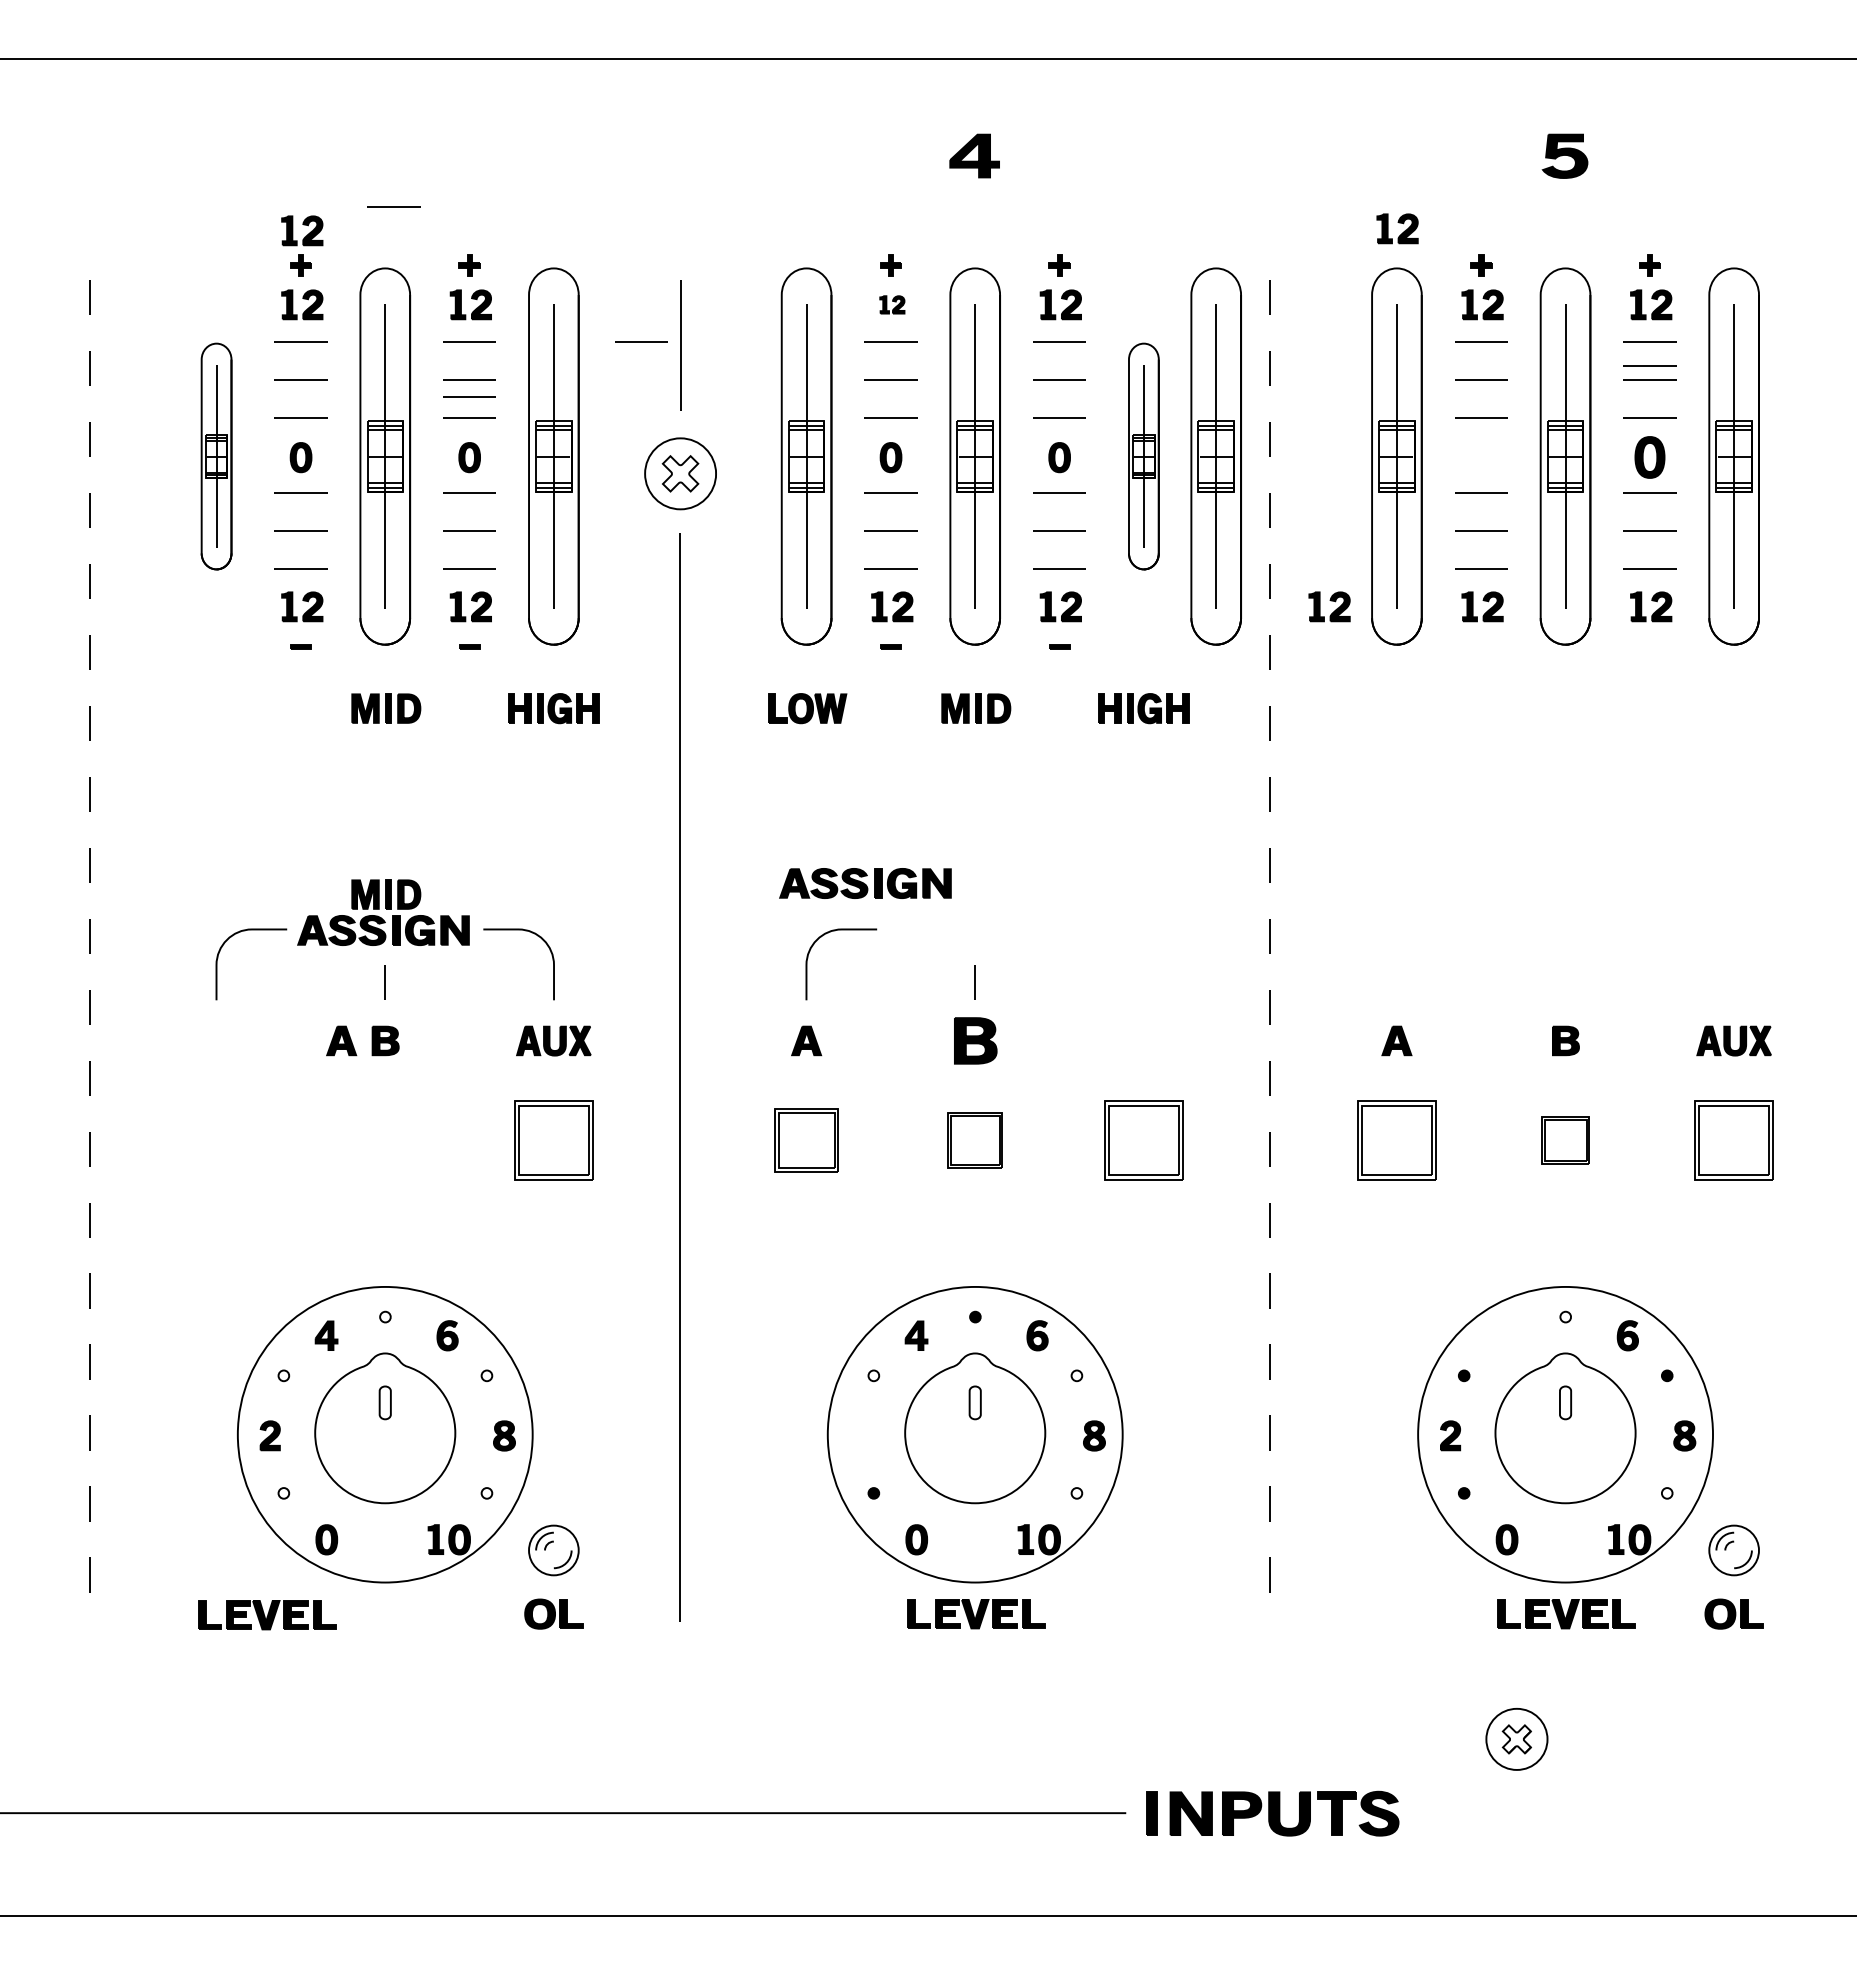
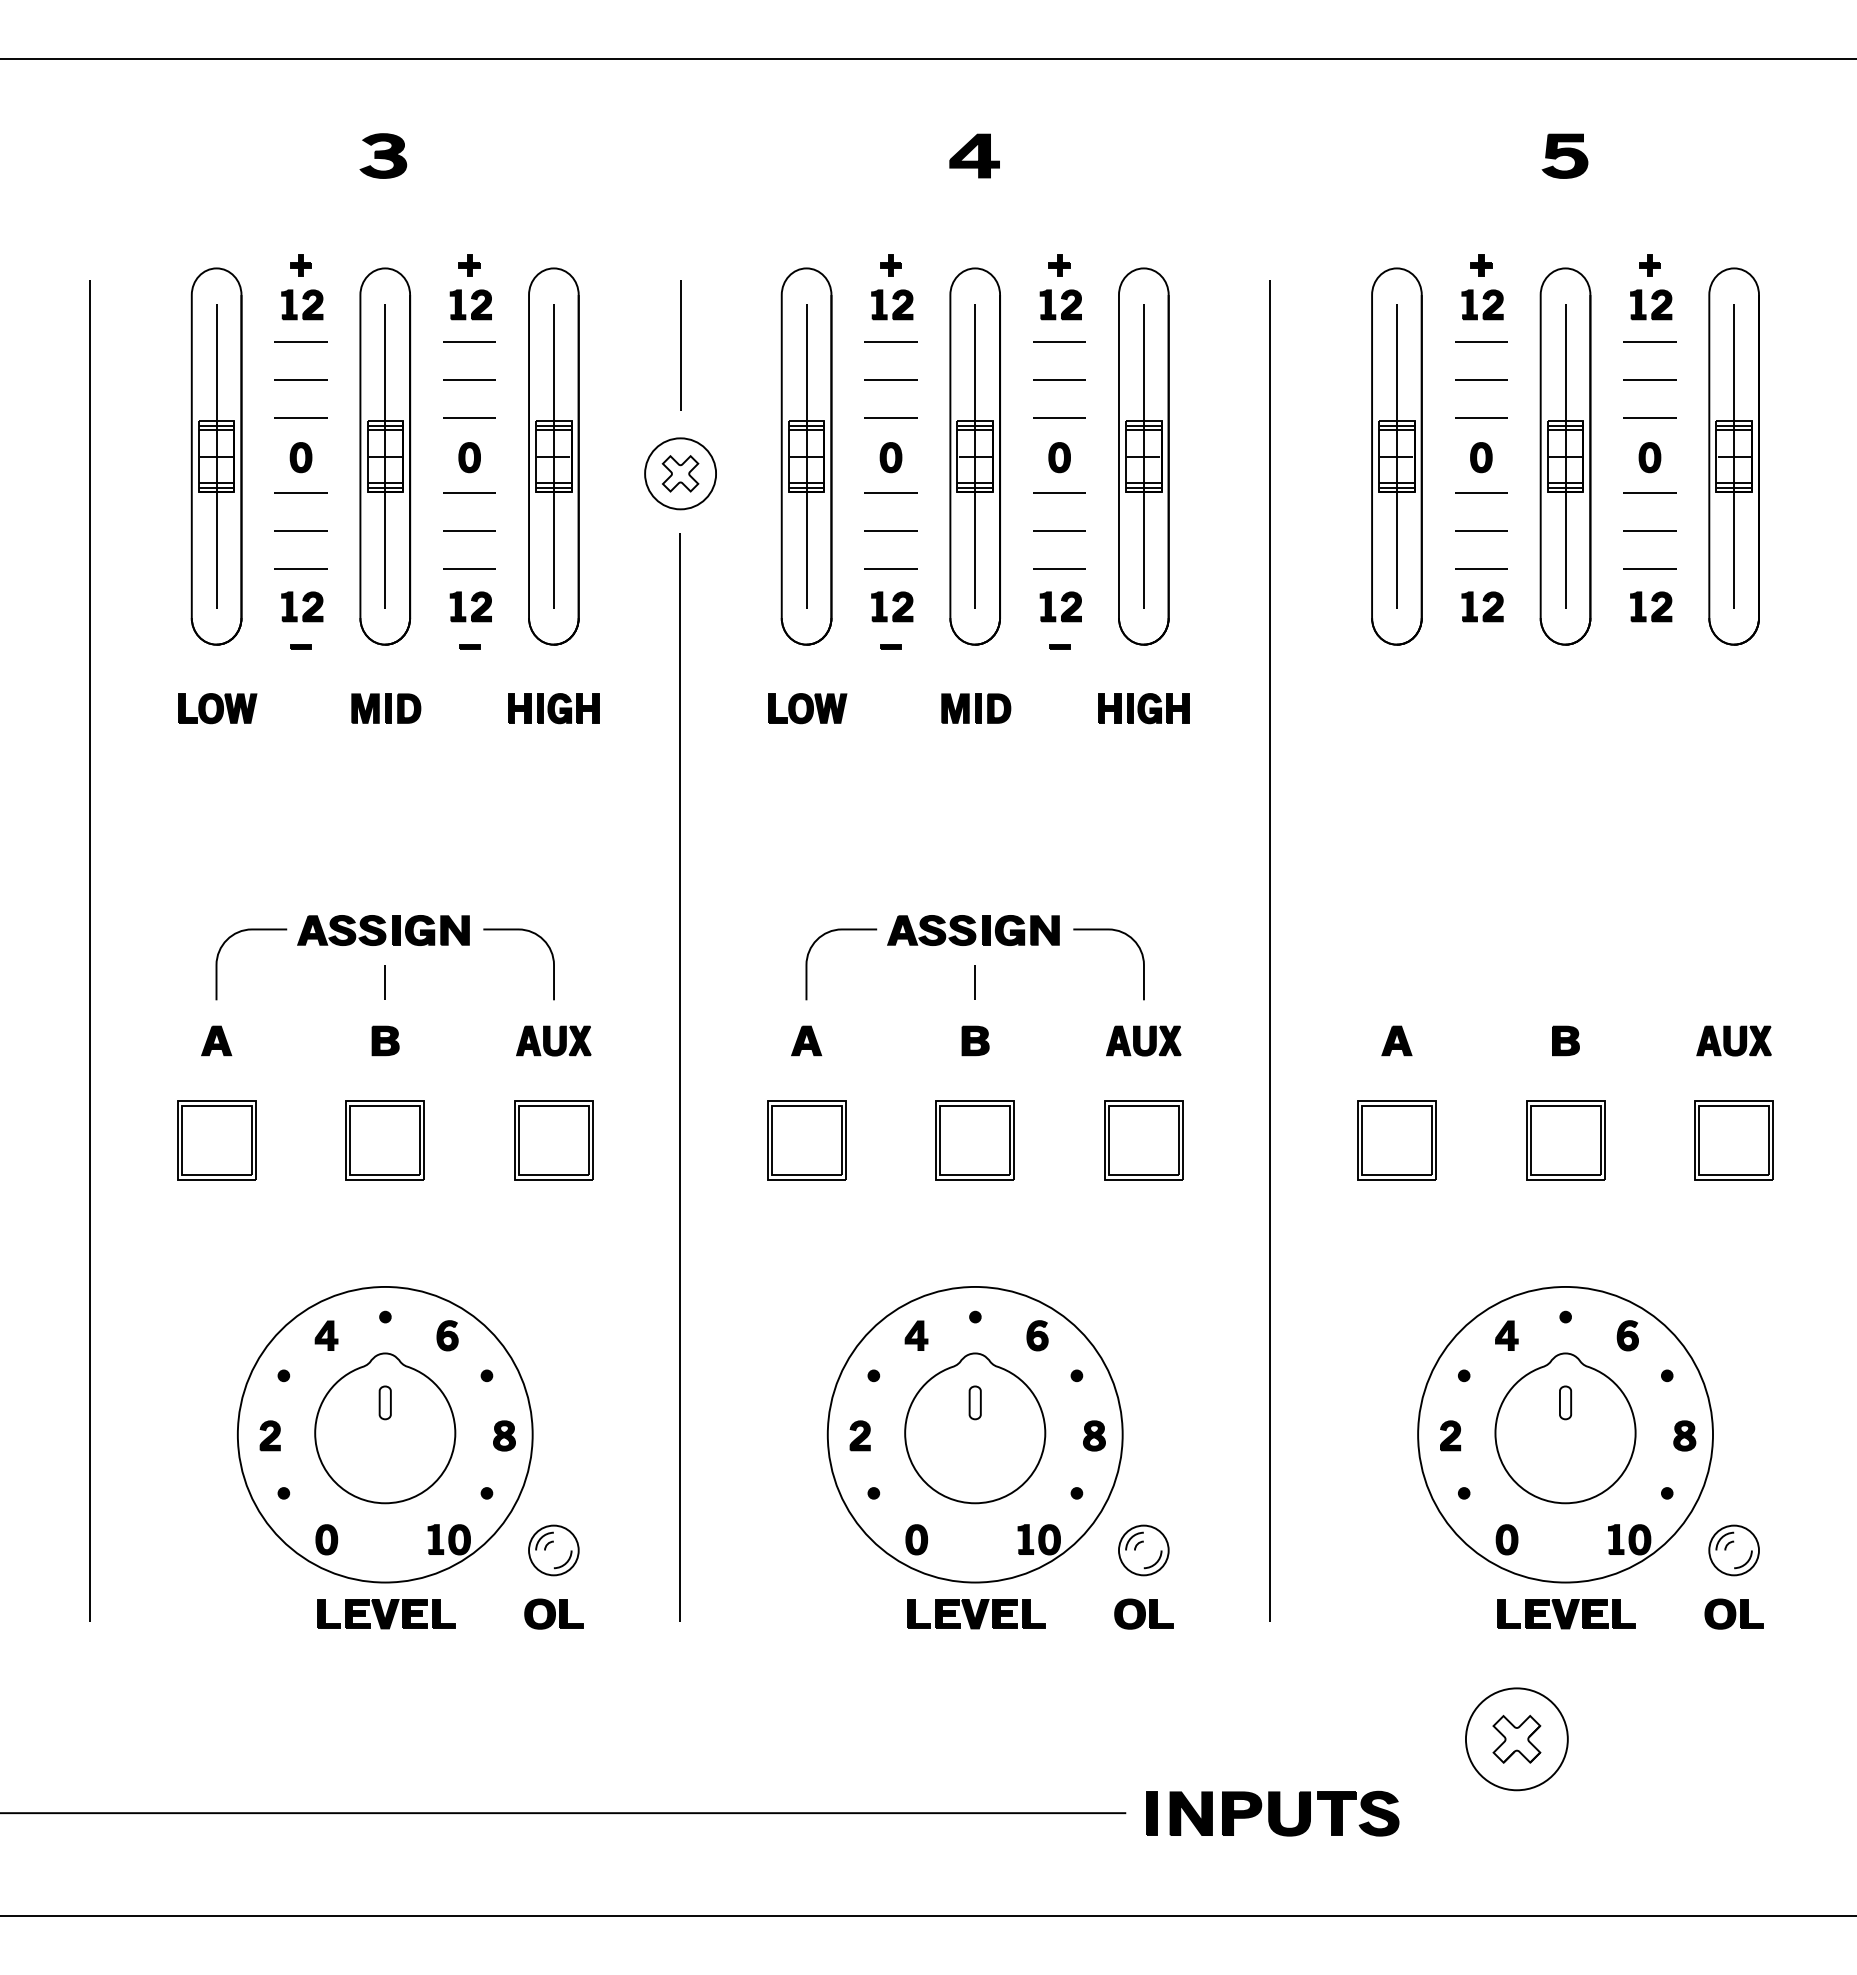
part: none -> present (383, 155)
line: present -> none (393, 206)
part: present -> none (1397, 228)
part: present -> none (302, 230)
part size: 27x20 px -> 43x32 px (892, 304)
line: present -> none (641, 341)
line: present -> none (1649, 365)
line: present -> none (469, 396)
part size: 33x229 px -> 53x379 px (216, 456)
part size: 32x229 px -> 52x379 px (1143, 456)
part: present -> none (1215, 456)
part: none -> present (1481, 457)
part size: 32x43 px -> 24x32 px (1649, 457)
part: present -> none (1329, 606)
part: none -> present (217, 708)
part position: (865, 883) -> (973, 930) (973, 930)
part: present -> none (386, 894)
curve: none -> present (1121, 933)
line: dashed -> solid (89, 951)
line: dashed -> solid (1270, 951)
part position: (341, 1040) -> (216, 1040) (216, 1040)
part size: 44x48 px -> 29x32 px (975, 1040)
part: none -> present (1143, 1040)
part: none -> present (216, 1140)
part: none -> present (384, 1140)
part size: 65x65 px -> 80x81 px (806, 1140)
part size: 56x57 px -> 80x81 px (974, 1140)
part size: 49x49 px -> 80x81 px (1565, 1140)
fill: none -> present (385, 1316)
fill: none -> present (1565, 1316)
part: none -> present (1506, 1335)
fill: none -> present (283, 1375)
fill: none -> present (486, 1375)
fill: none -> present (873, 1375)
fill: none -> present (1076, 1375)
part: none -> present (859, 1435)
fill: none -> present (283, 1493)
fill: none -> present (486, 1493)
fill: none -> present (1076, 1493)
fill: none -> present (1666, 1493)
part: none -> present (1143, 1550)
part: none -> present (1143, 1613)
part position: (267, 1615) -> (386, 1614) (386, 1614)
part size: 64x63 px -> 104x105 px (1516, 1739)
